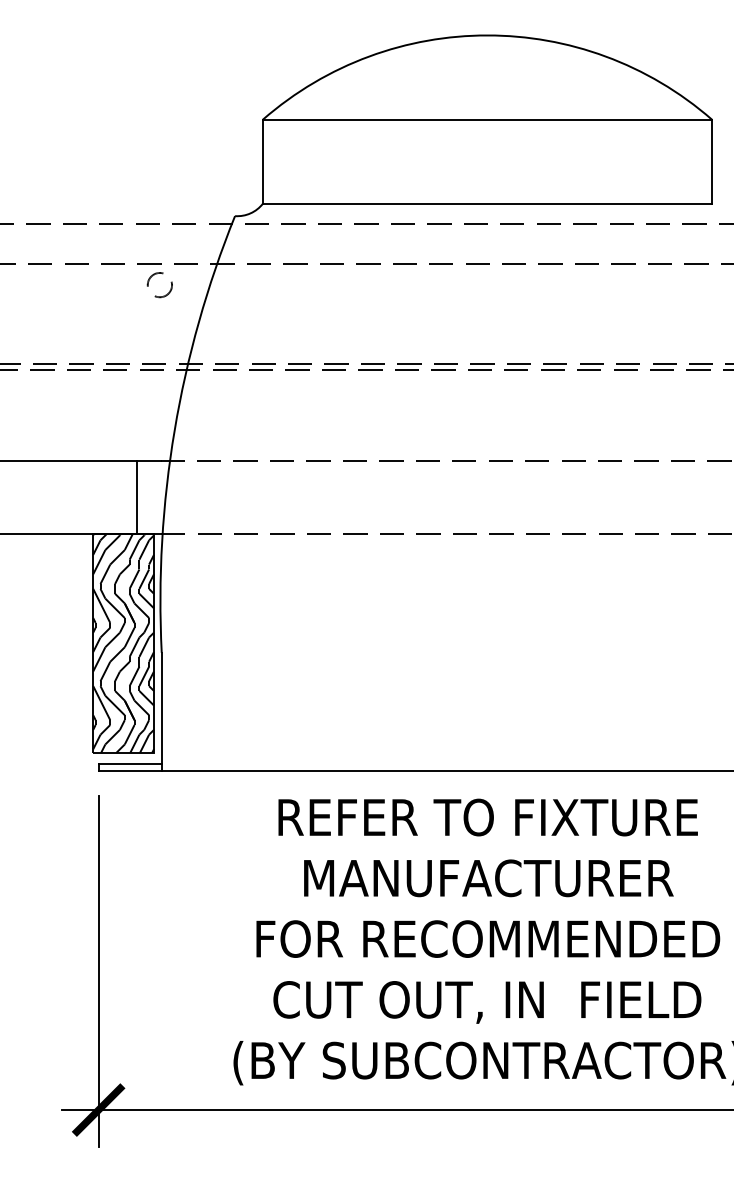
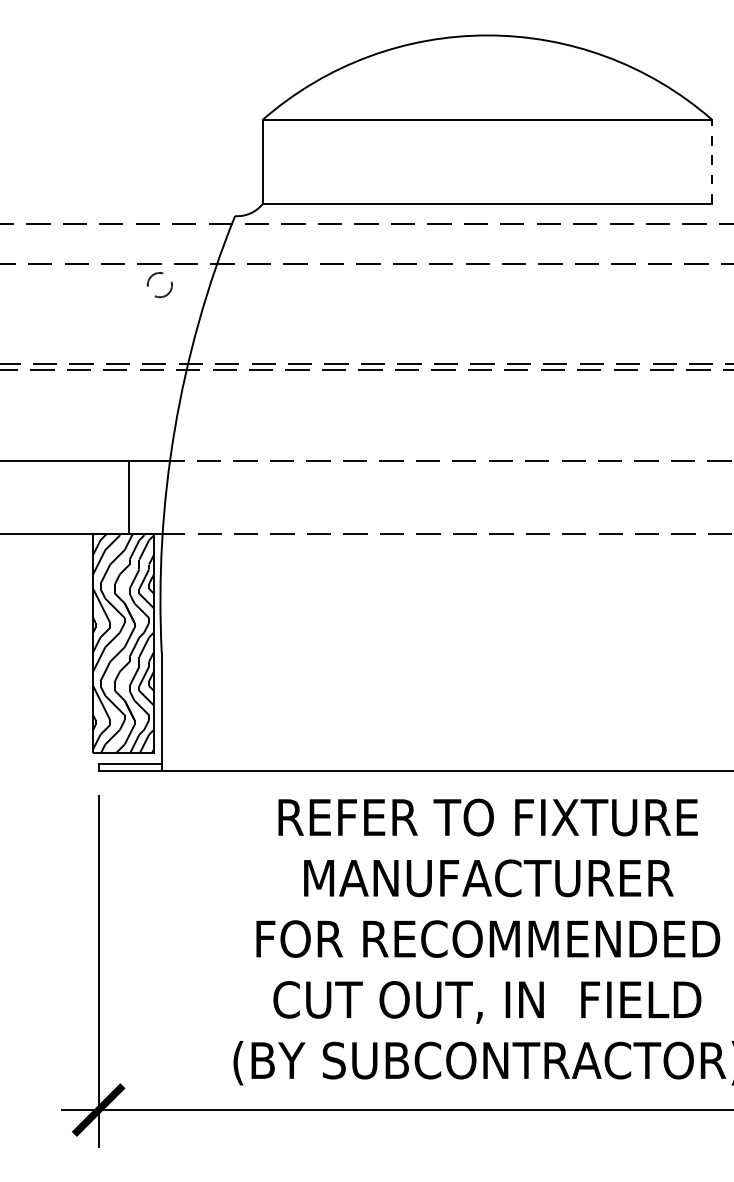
line: solid -> dashed (711, 161)
line position: (136, 497) -> (128, 497) (128, 497)
